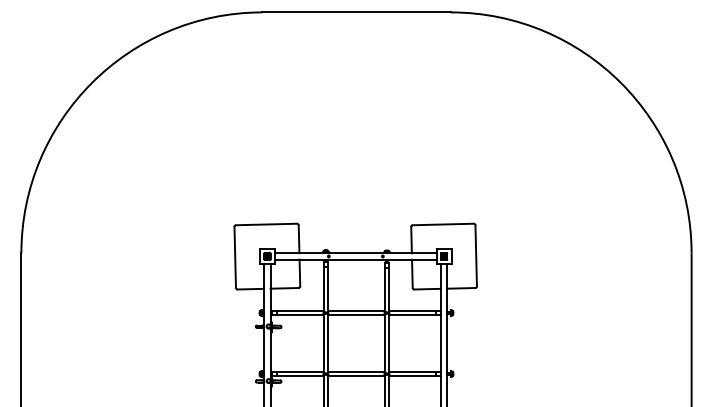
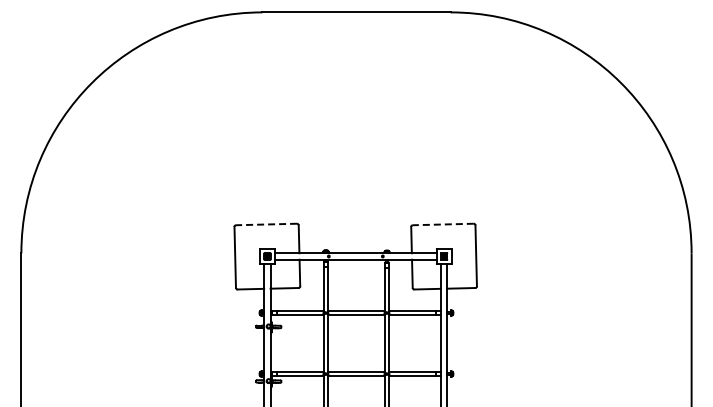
line: solid -> dashed (266, 224)
line: solid -> dashed (443, 224)
